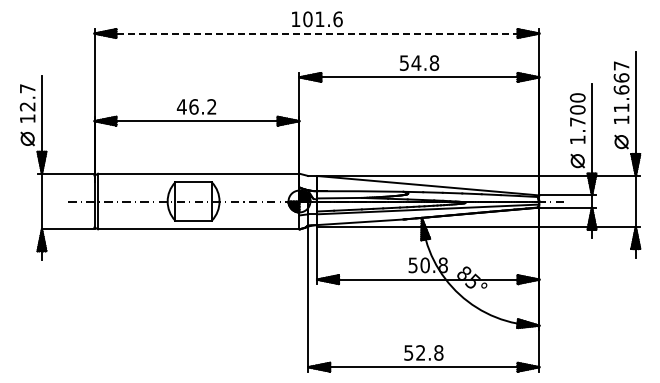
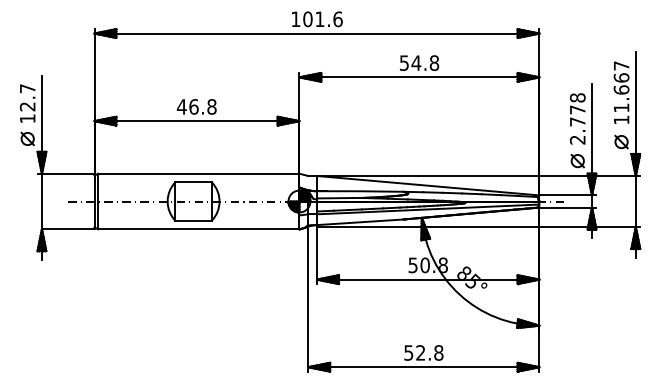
line: dashed -> solid (317, 33)
text: 46.2 -> 46.8 (211, 106)
text: 1.700 -> 2.778 (577, 118)
